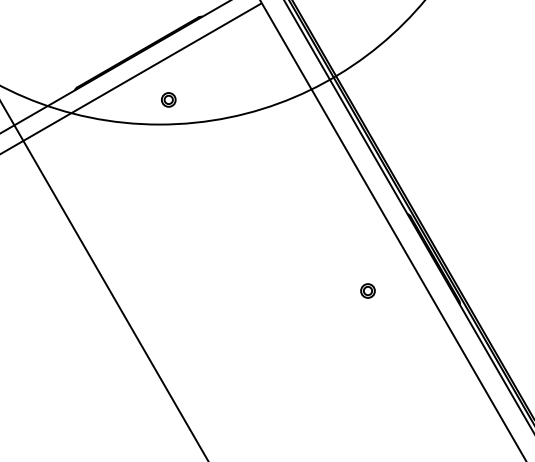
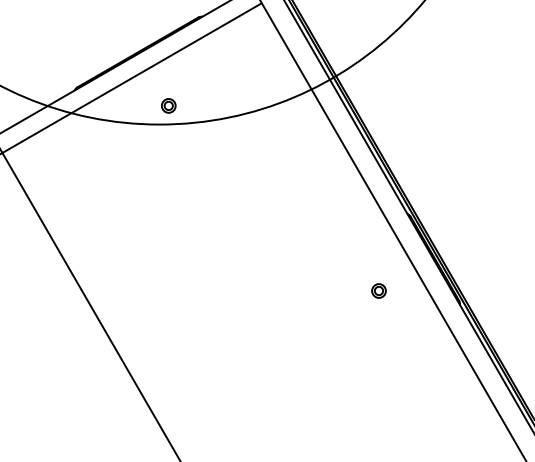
part position: (168, 99) -> (168, 105) (168, 105)
line position: (104, 281) -> (90, 305) (90, 305)
part position: (367, 290) -> (378, 290) (378, 290)
